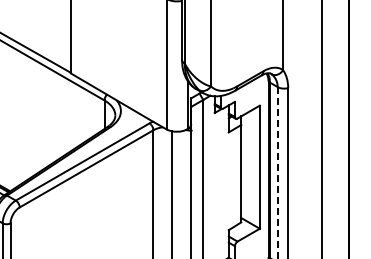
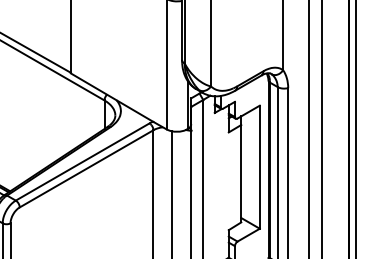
line: none -> present (309, 128)
line: none -> present (355, 128)
line: dashed -> solid (277, 172)
